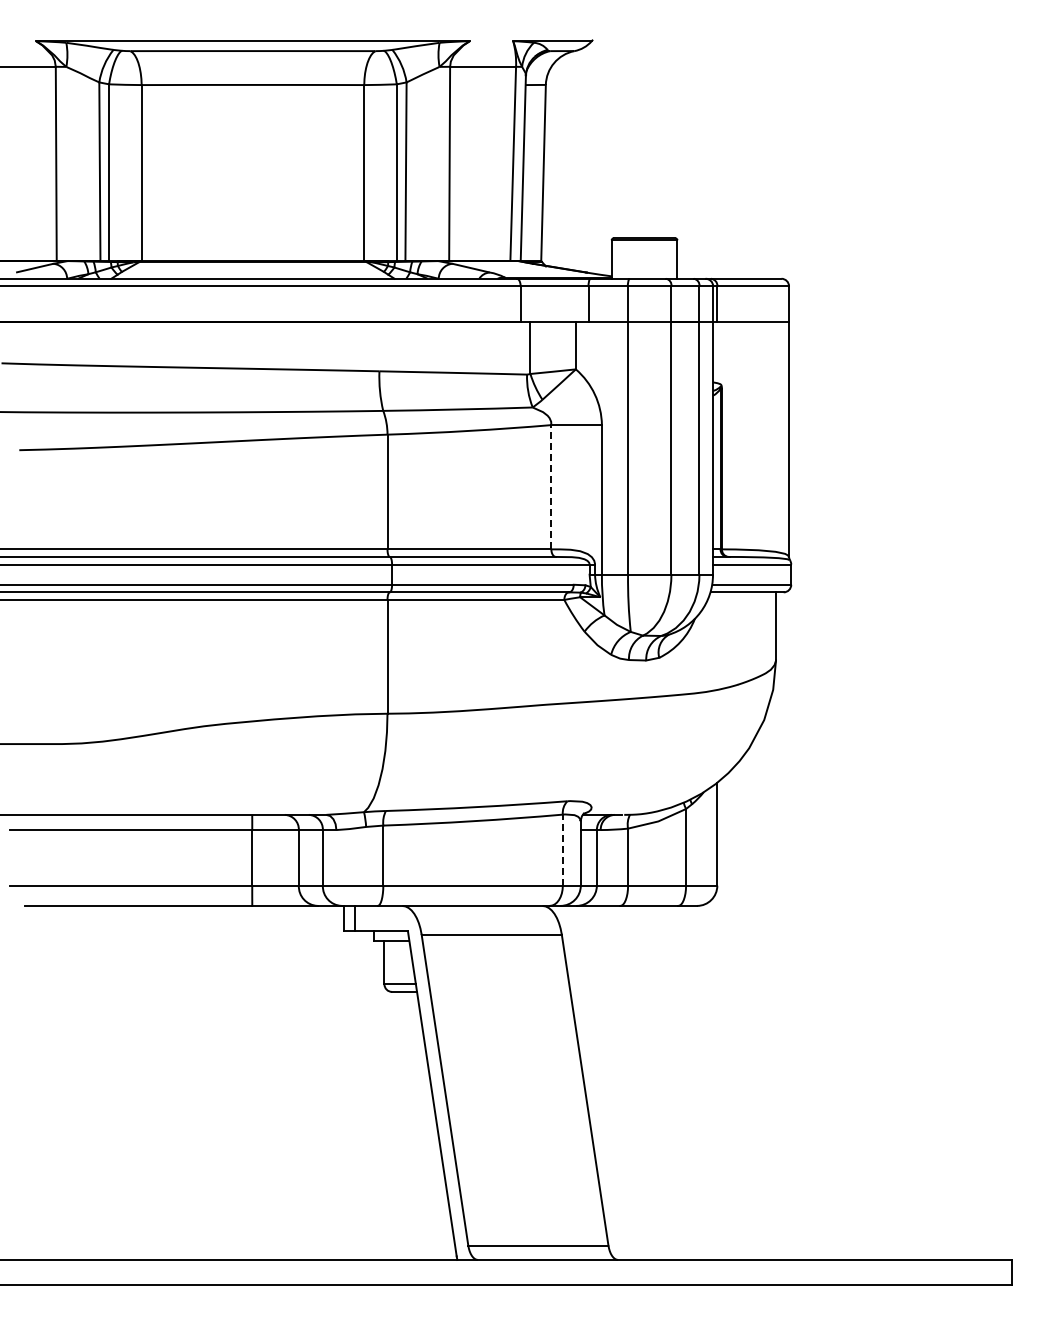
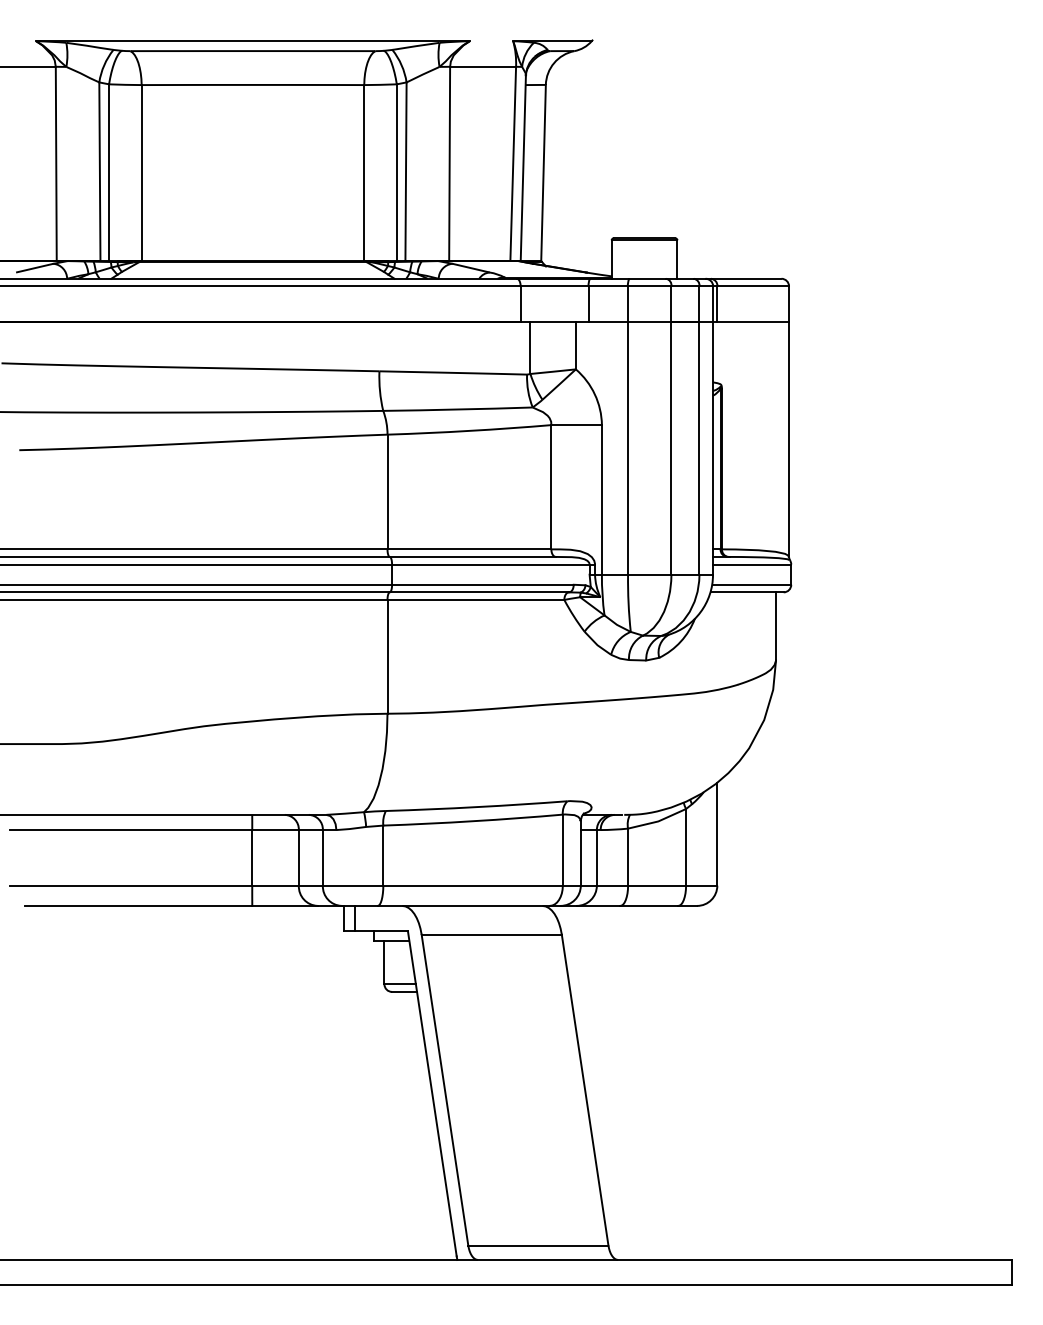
line: dashed -> solid (551, 486)
line: dashed -> solid (562, 850)
